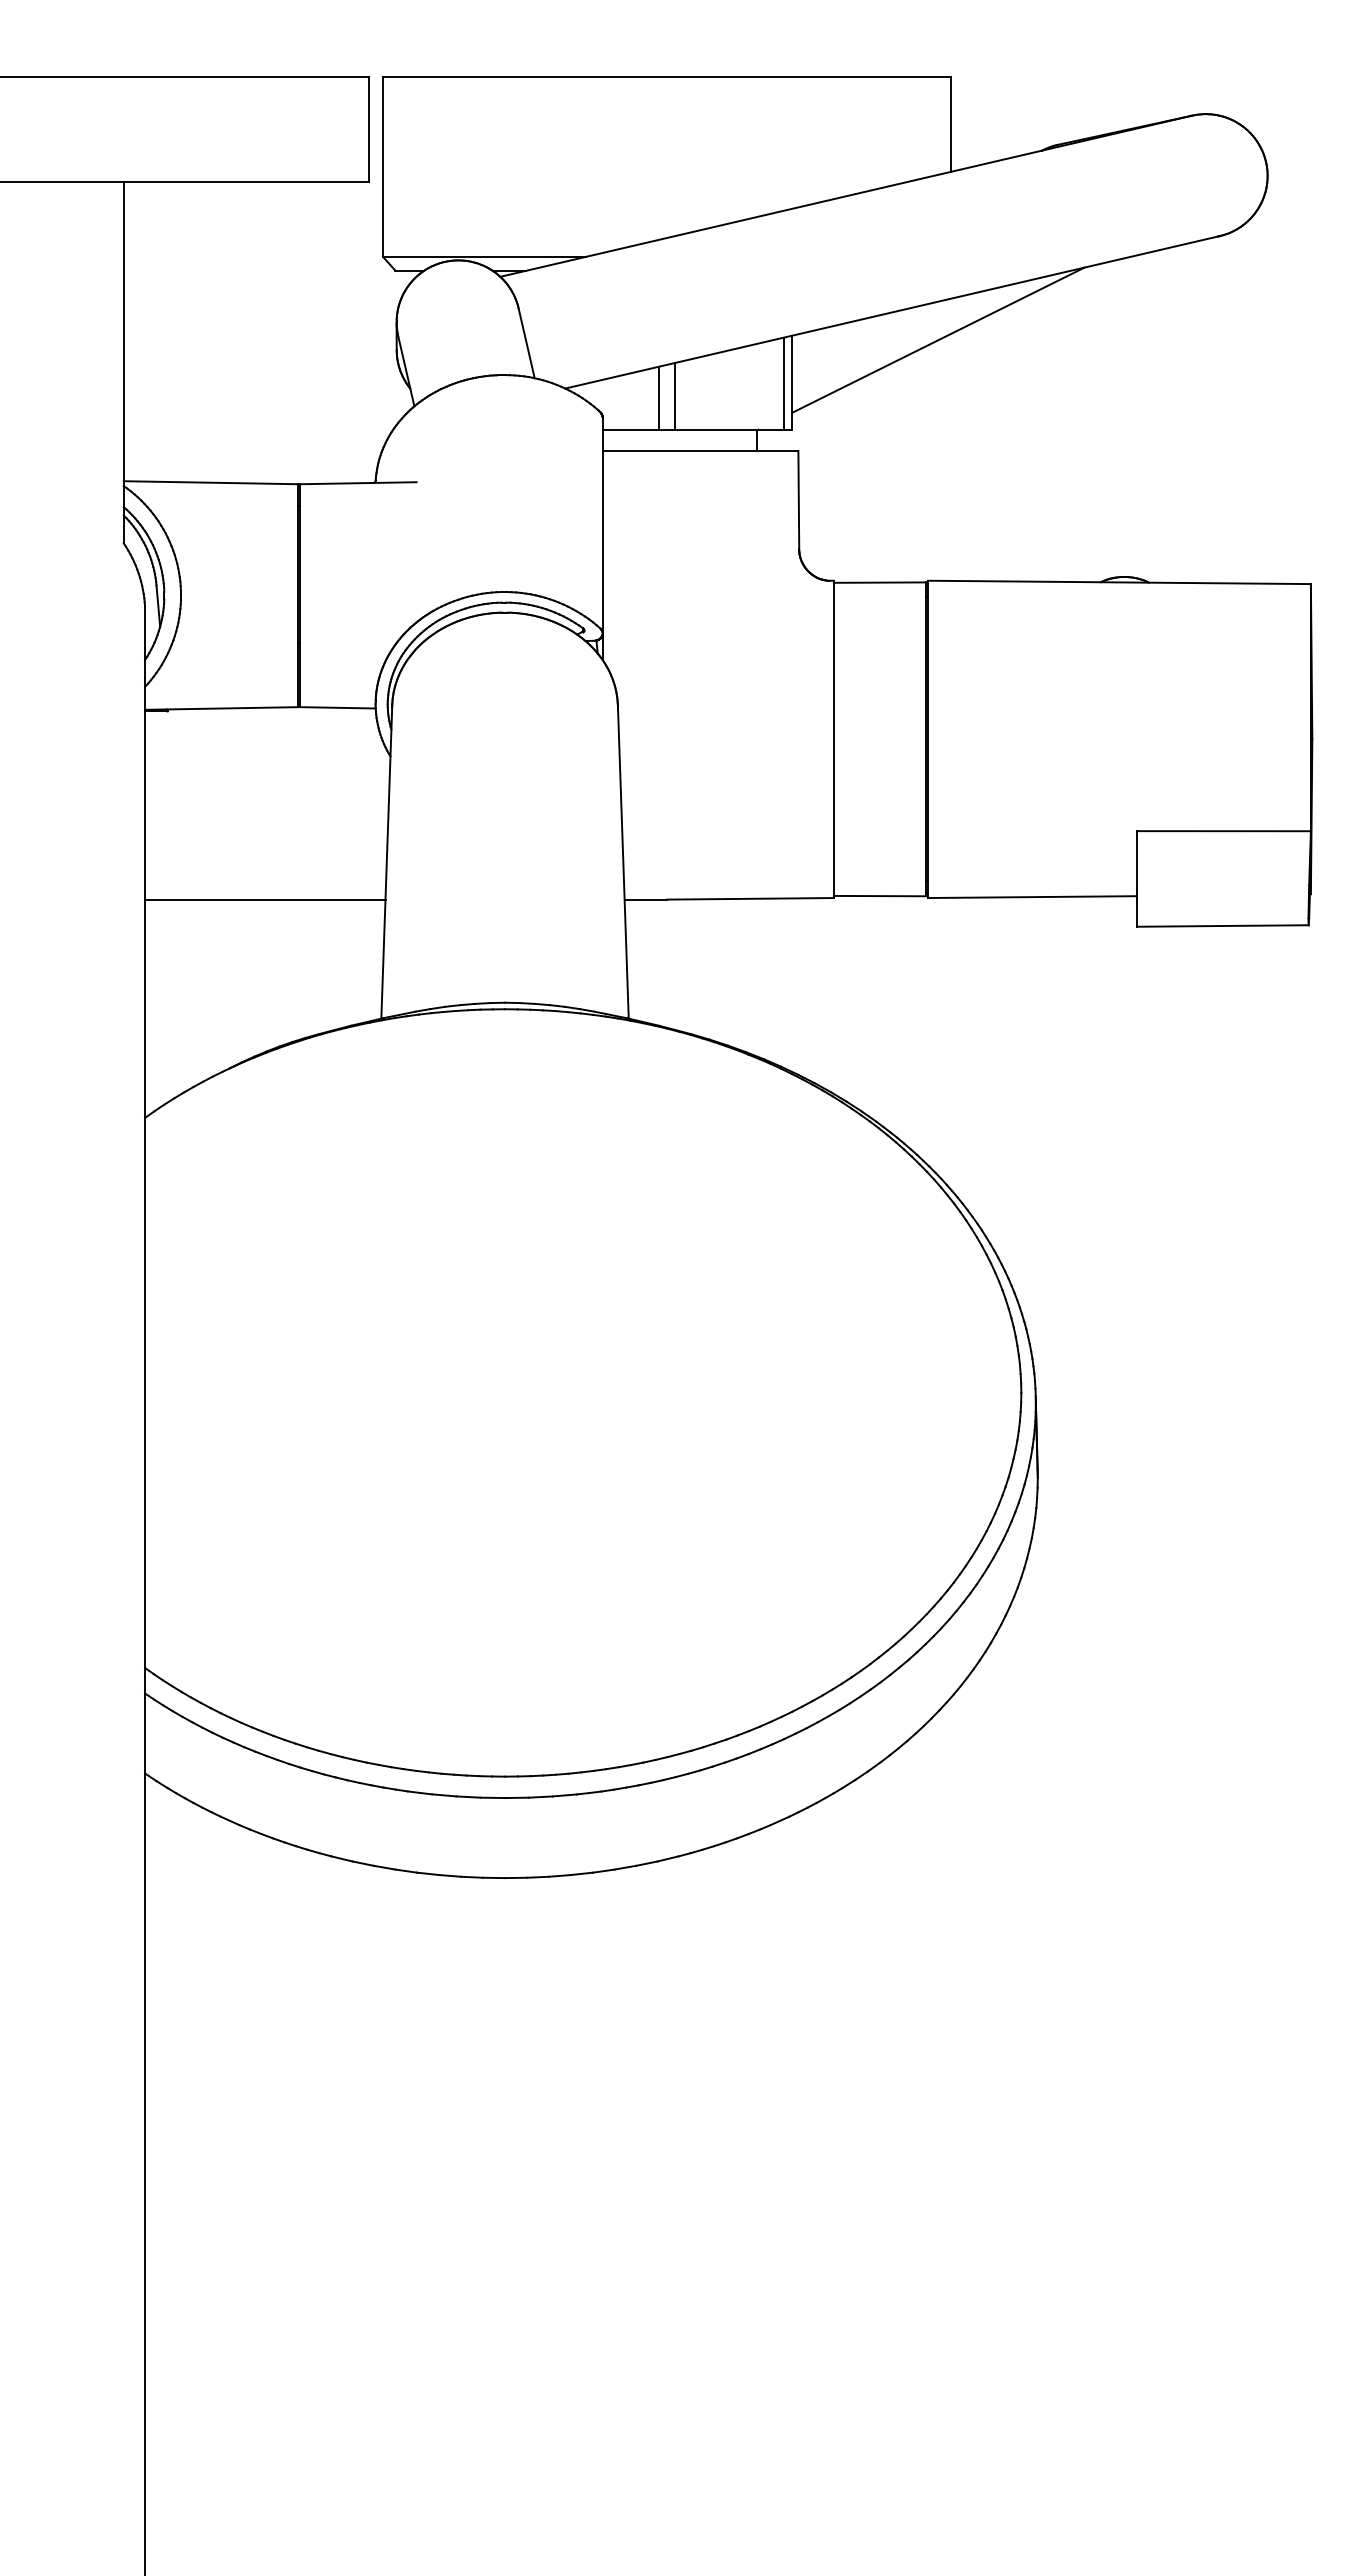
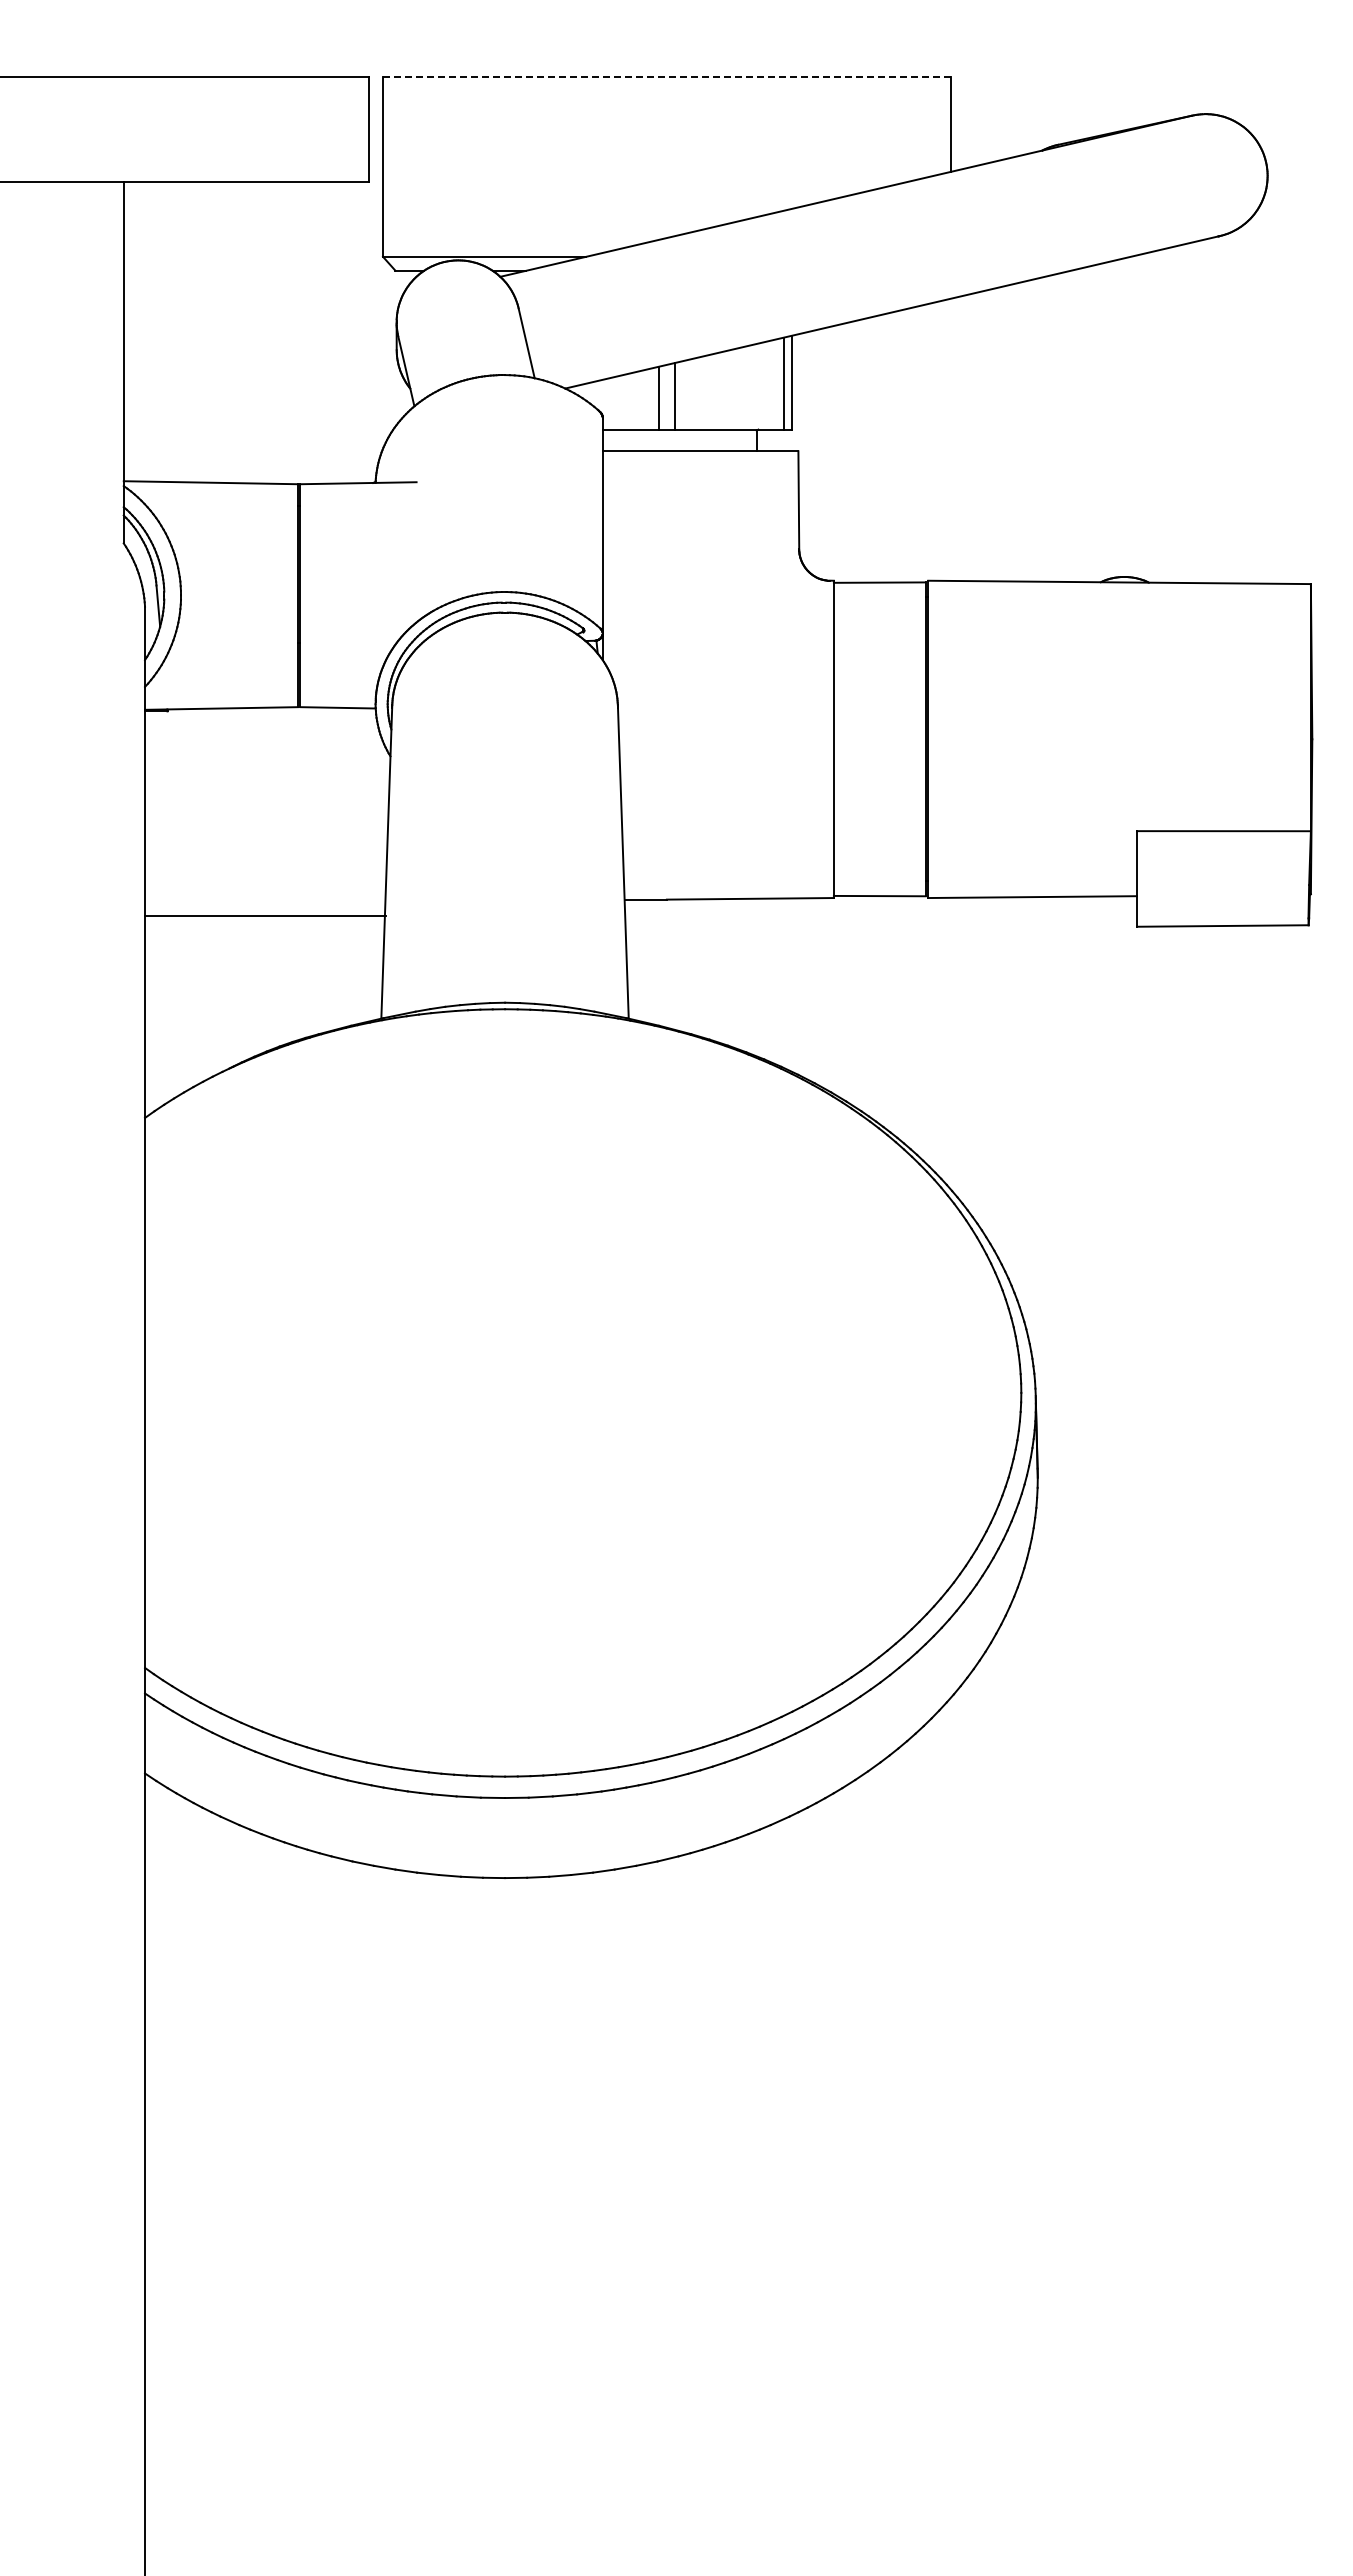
line: solid -> dashed (666, 77)
line: present -> none (938, 339)
line position: (265, 899) -> (265, 915) (265, 915)
